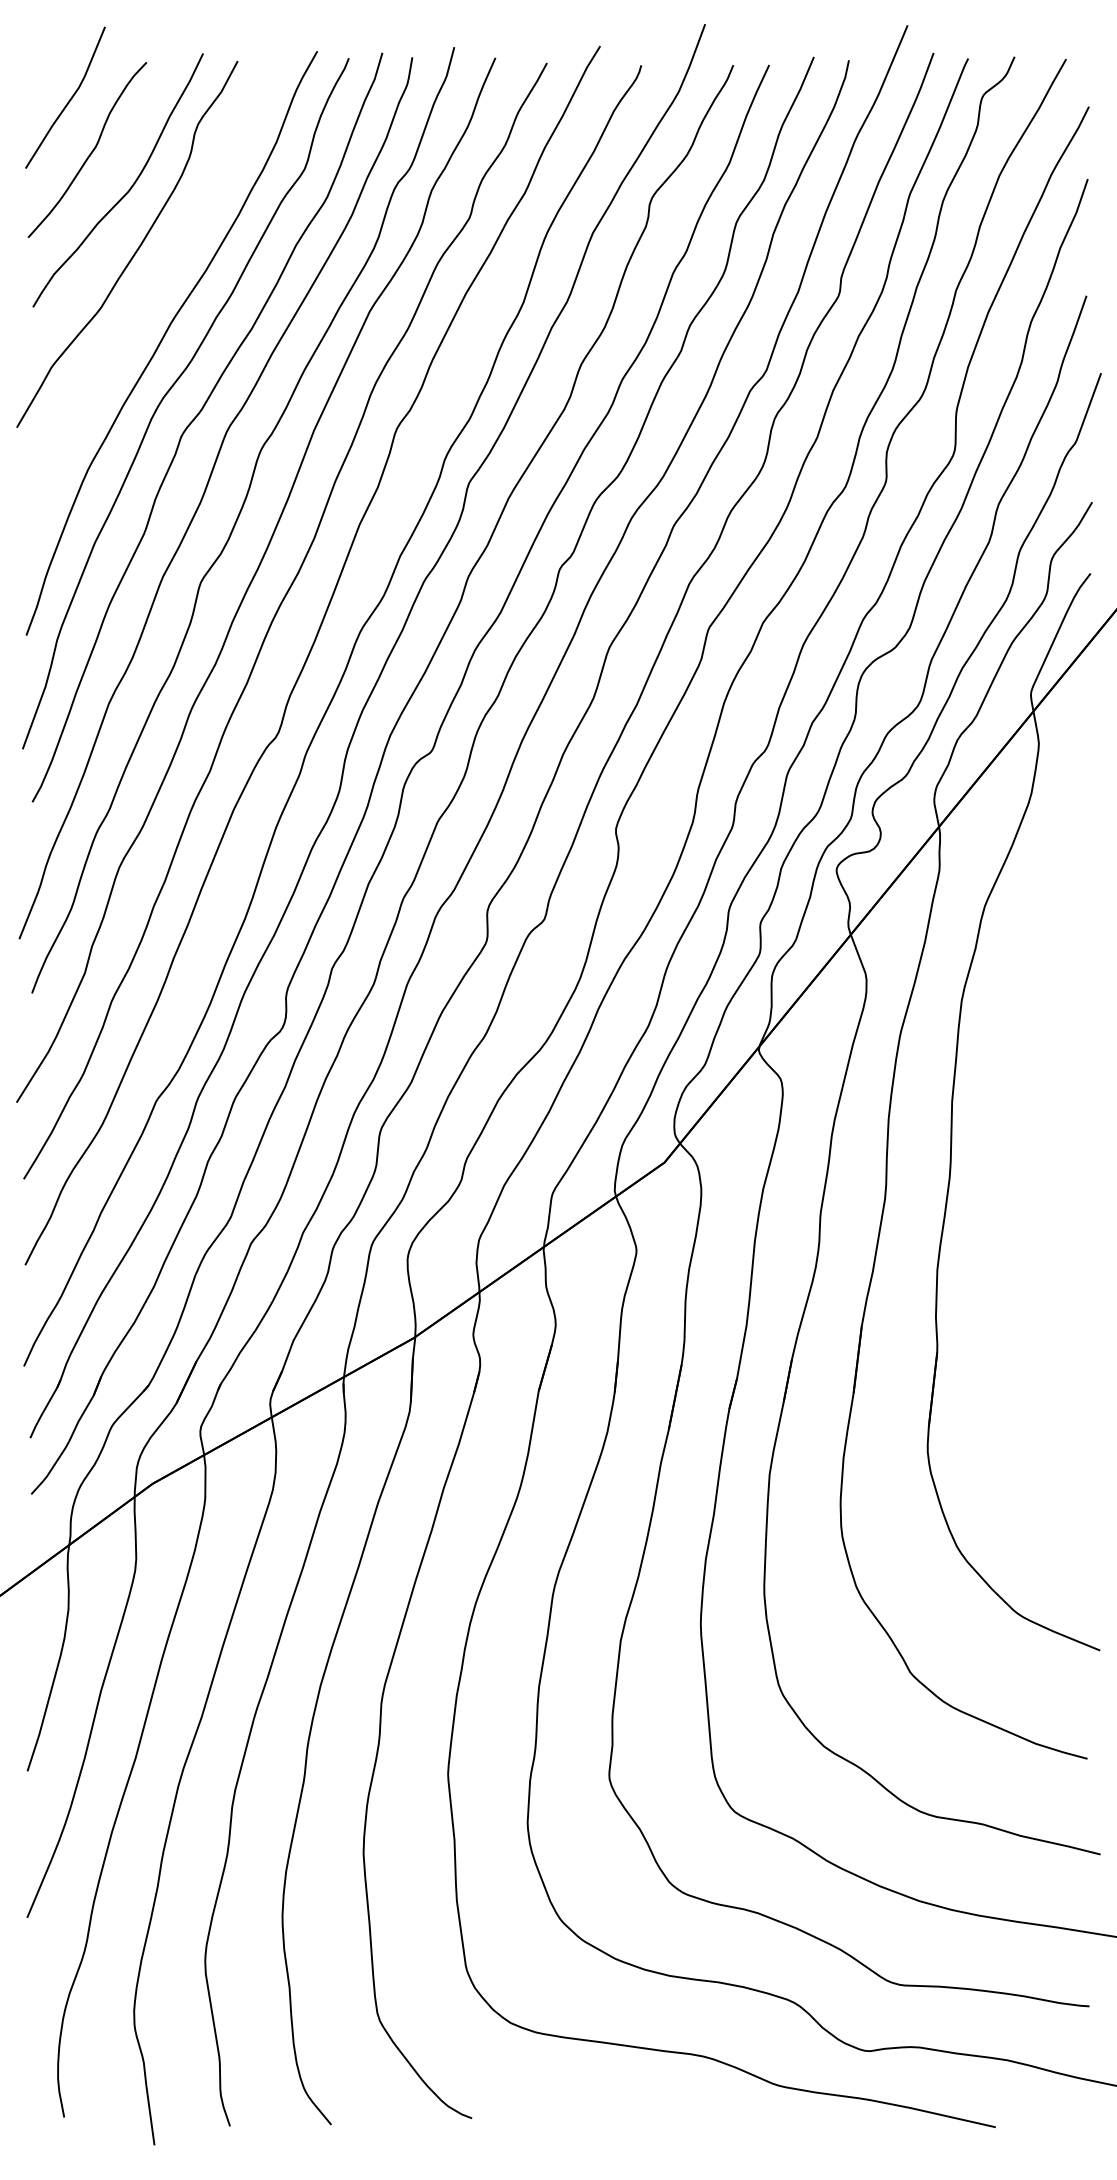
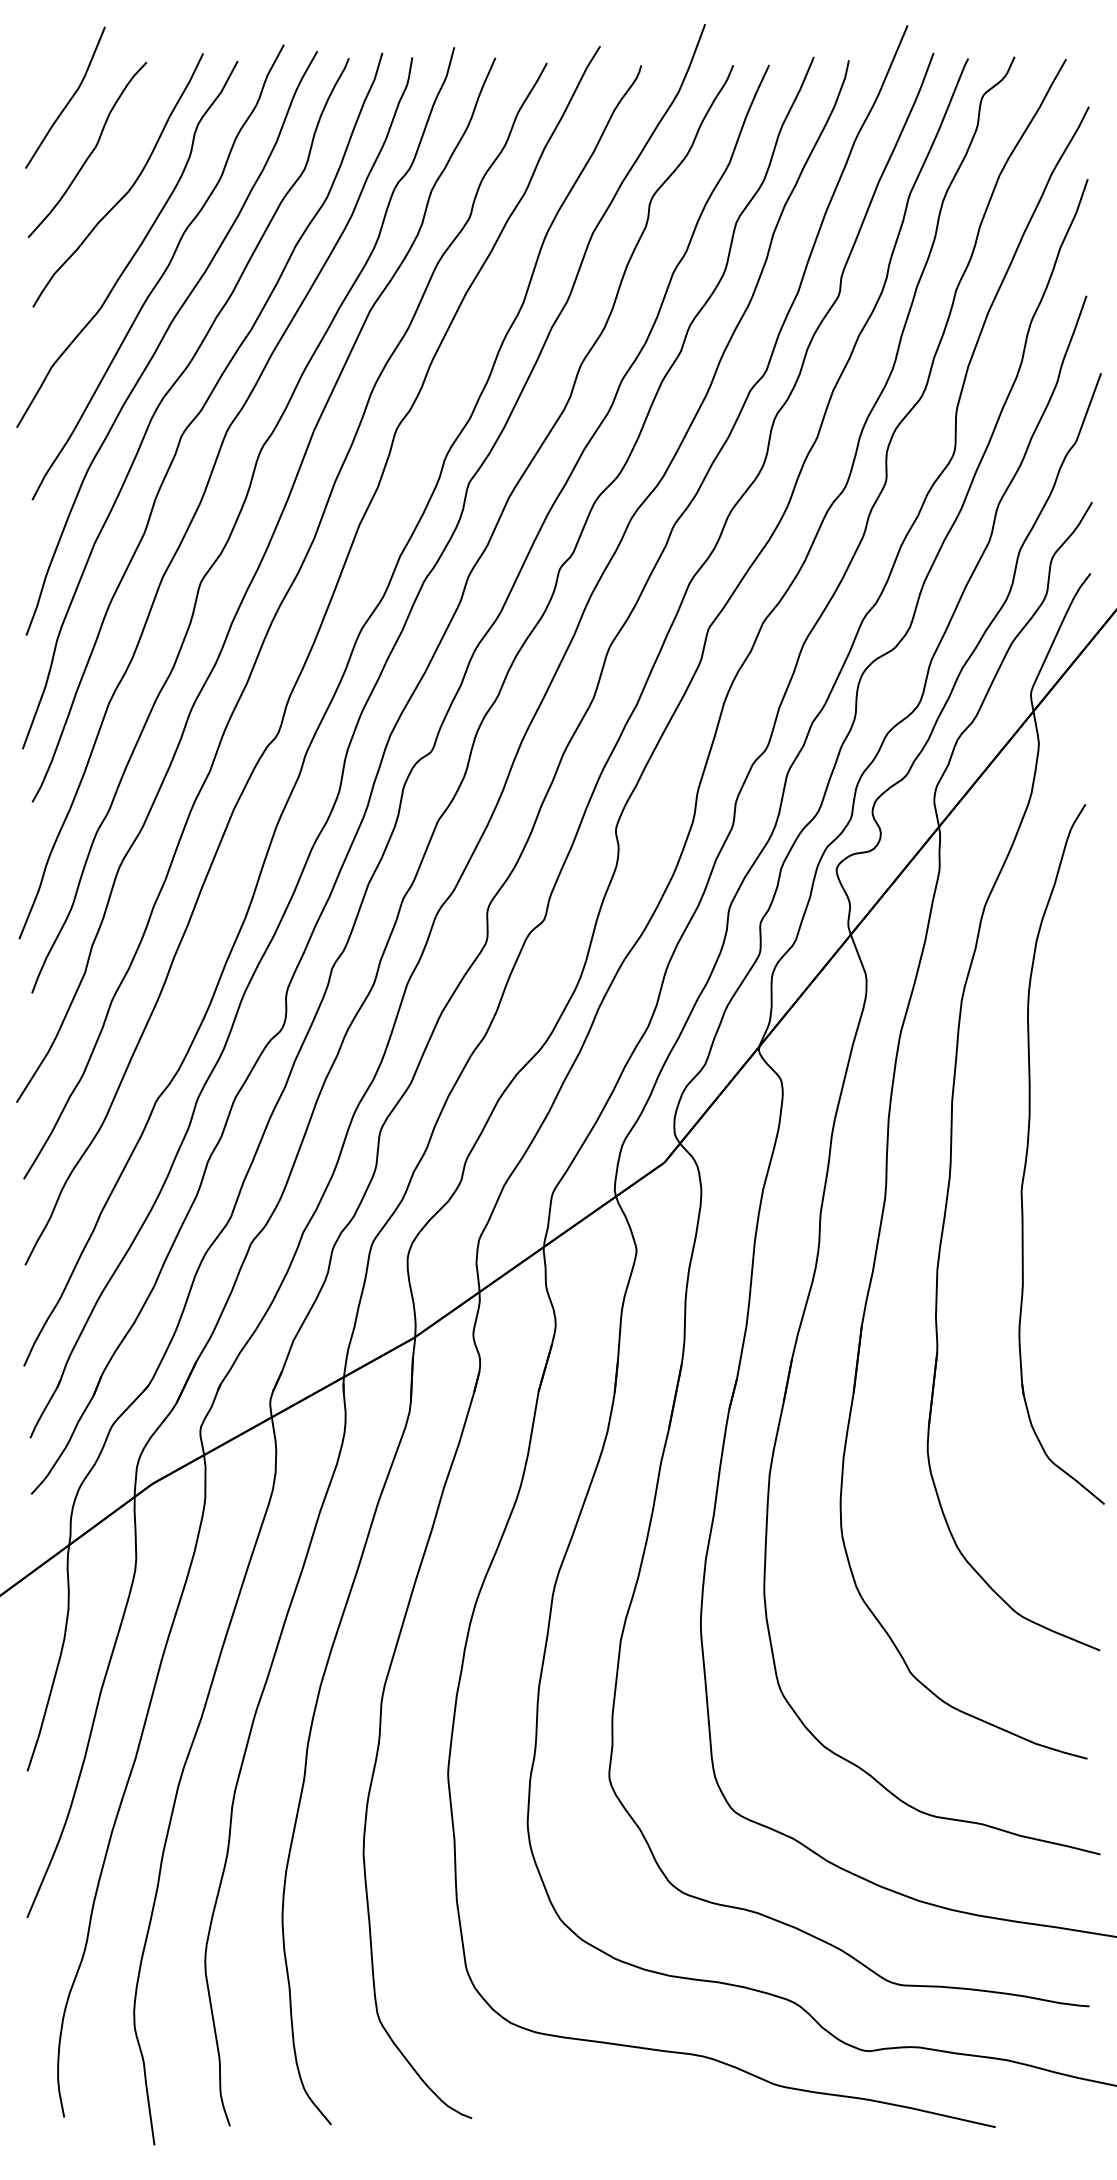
curve: none -> present (161, 275)
part: none -> present (1028, 1149)
